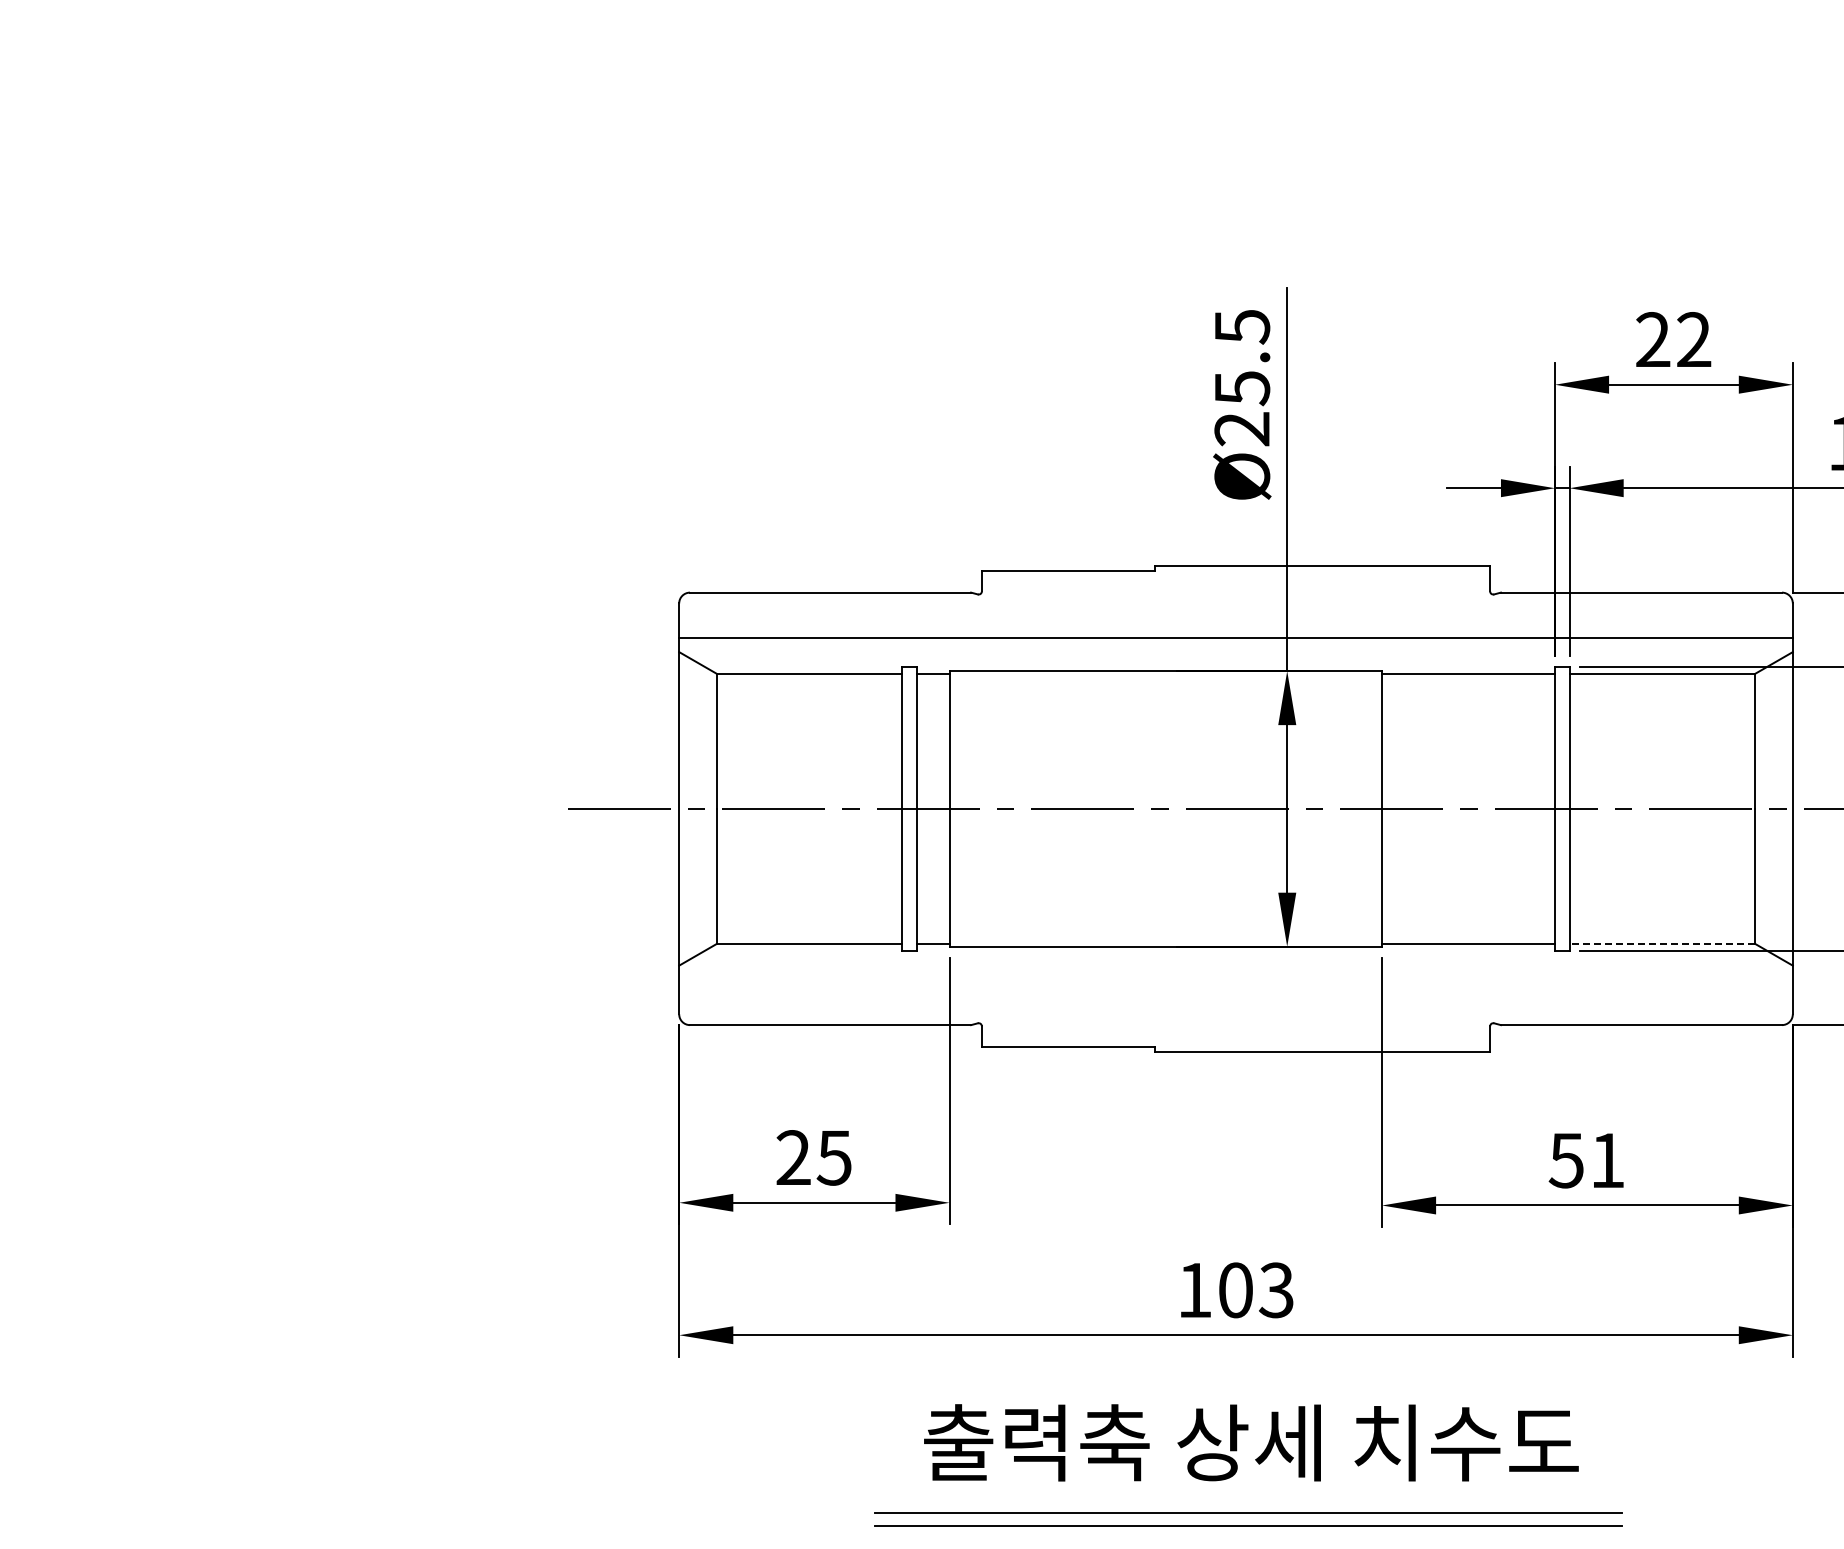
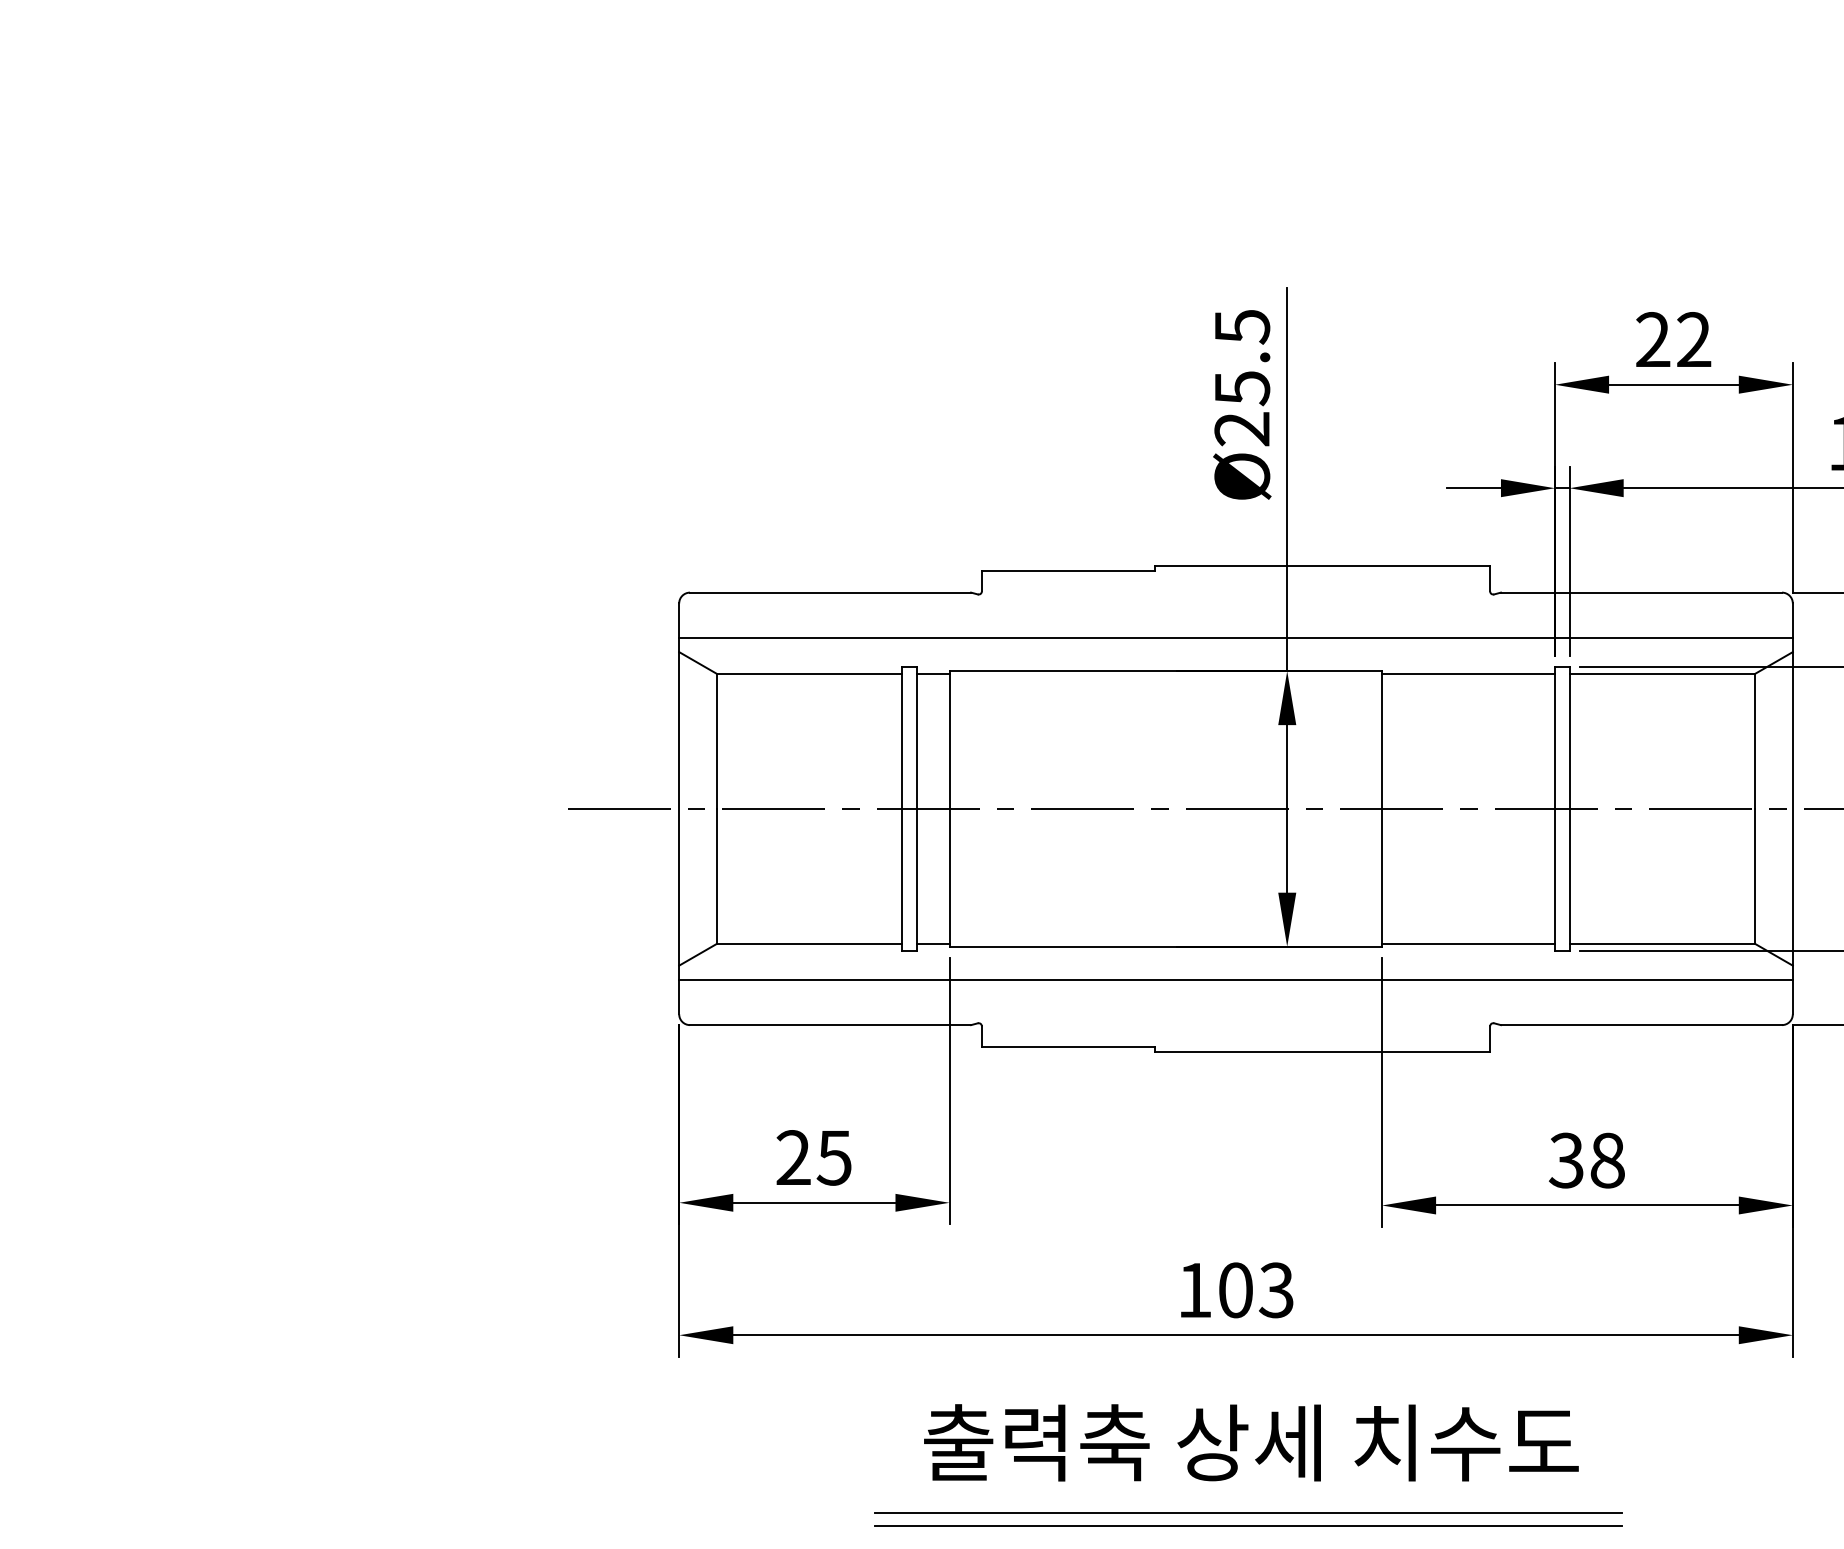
line: dashed -> solid (1662, 944)
line: none -> present (1235, 979)
text: 51 -> 38 (1586, 1160)
